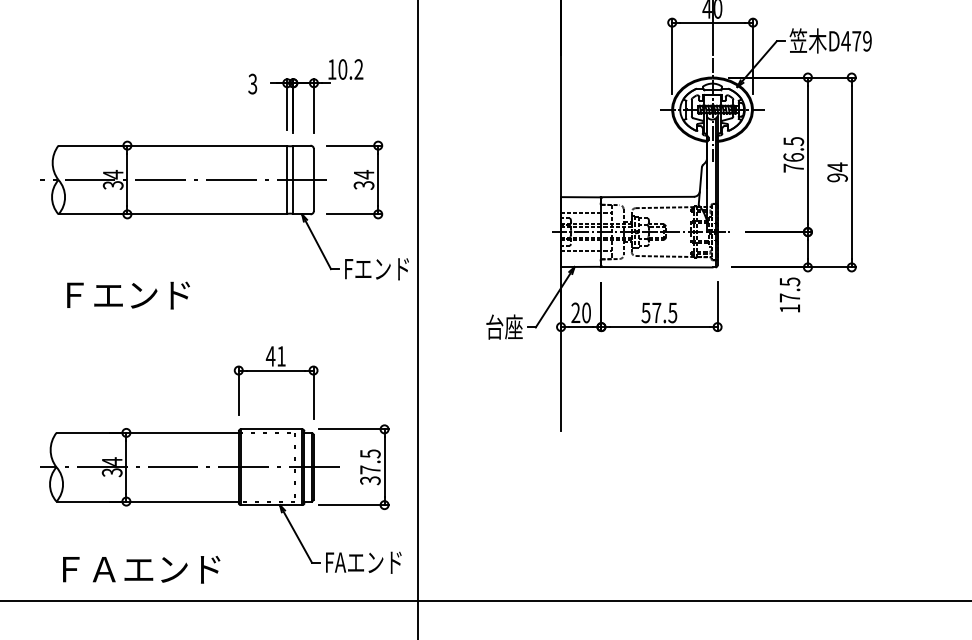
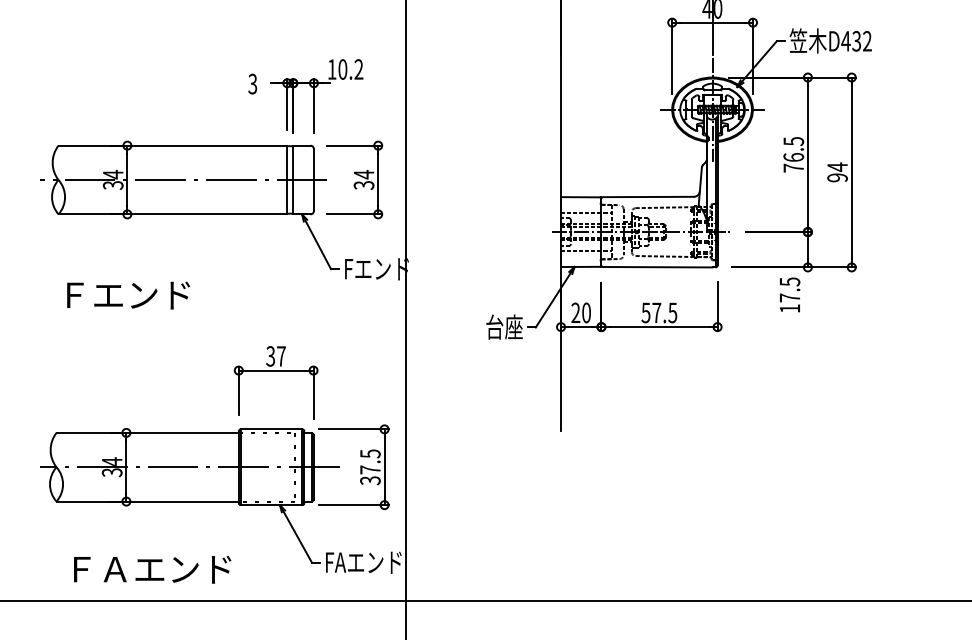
text: D479 -> D432 (861, 41)
line position: (418, 319) -> (406, 319) (406, 319)
text: 41 -> 37 (275, 356)
text position: (141, 569) -> (152, 569) (152, 569)
